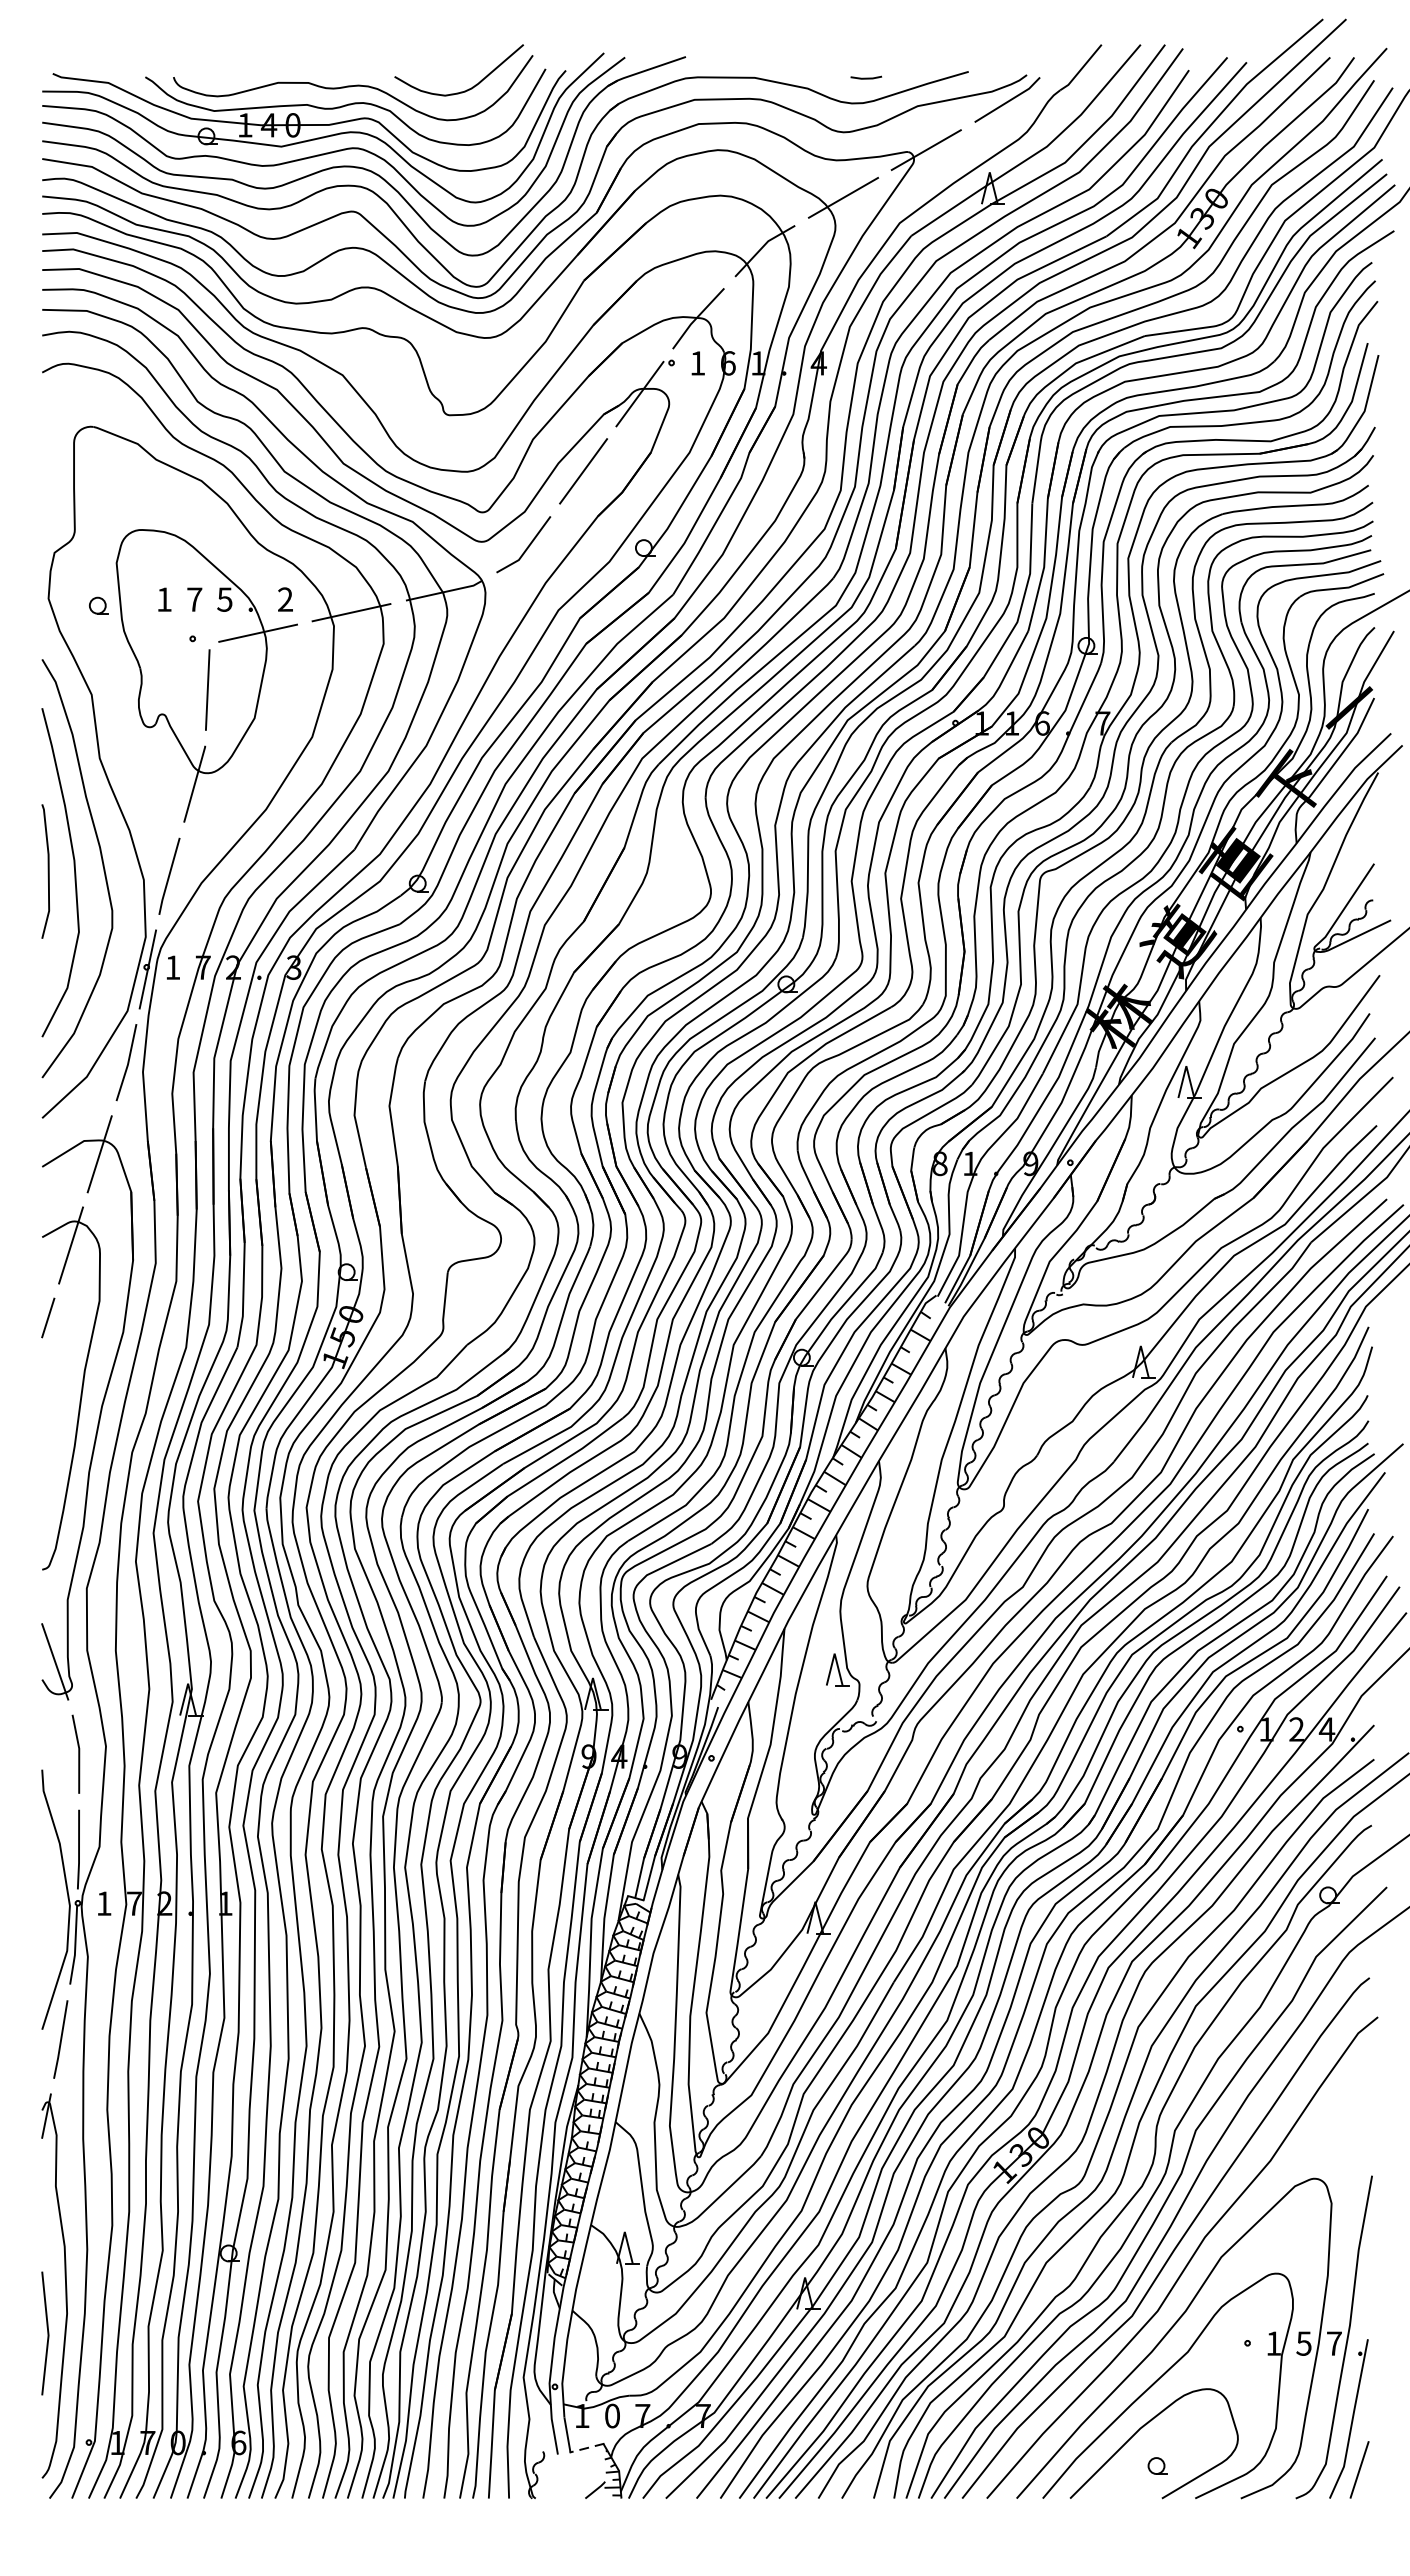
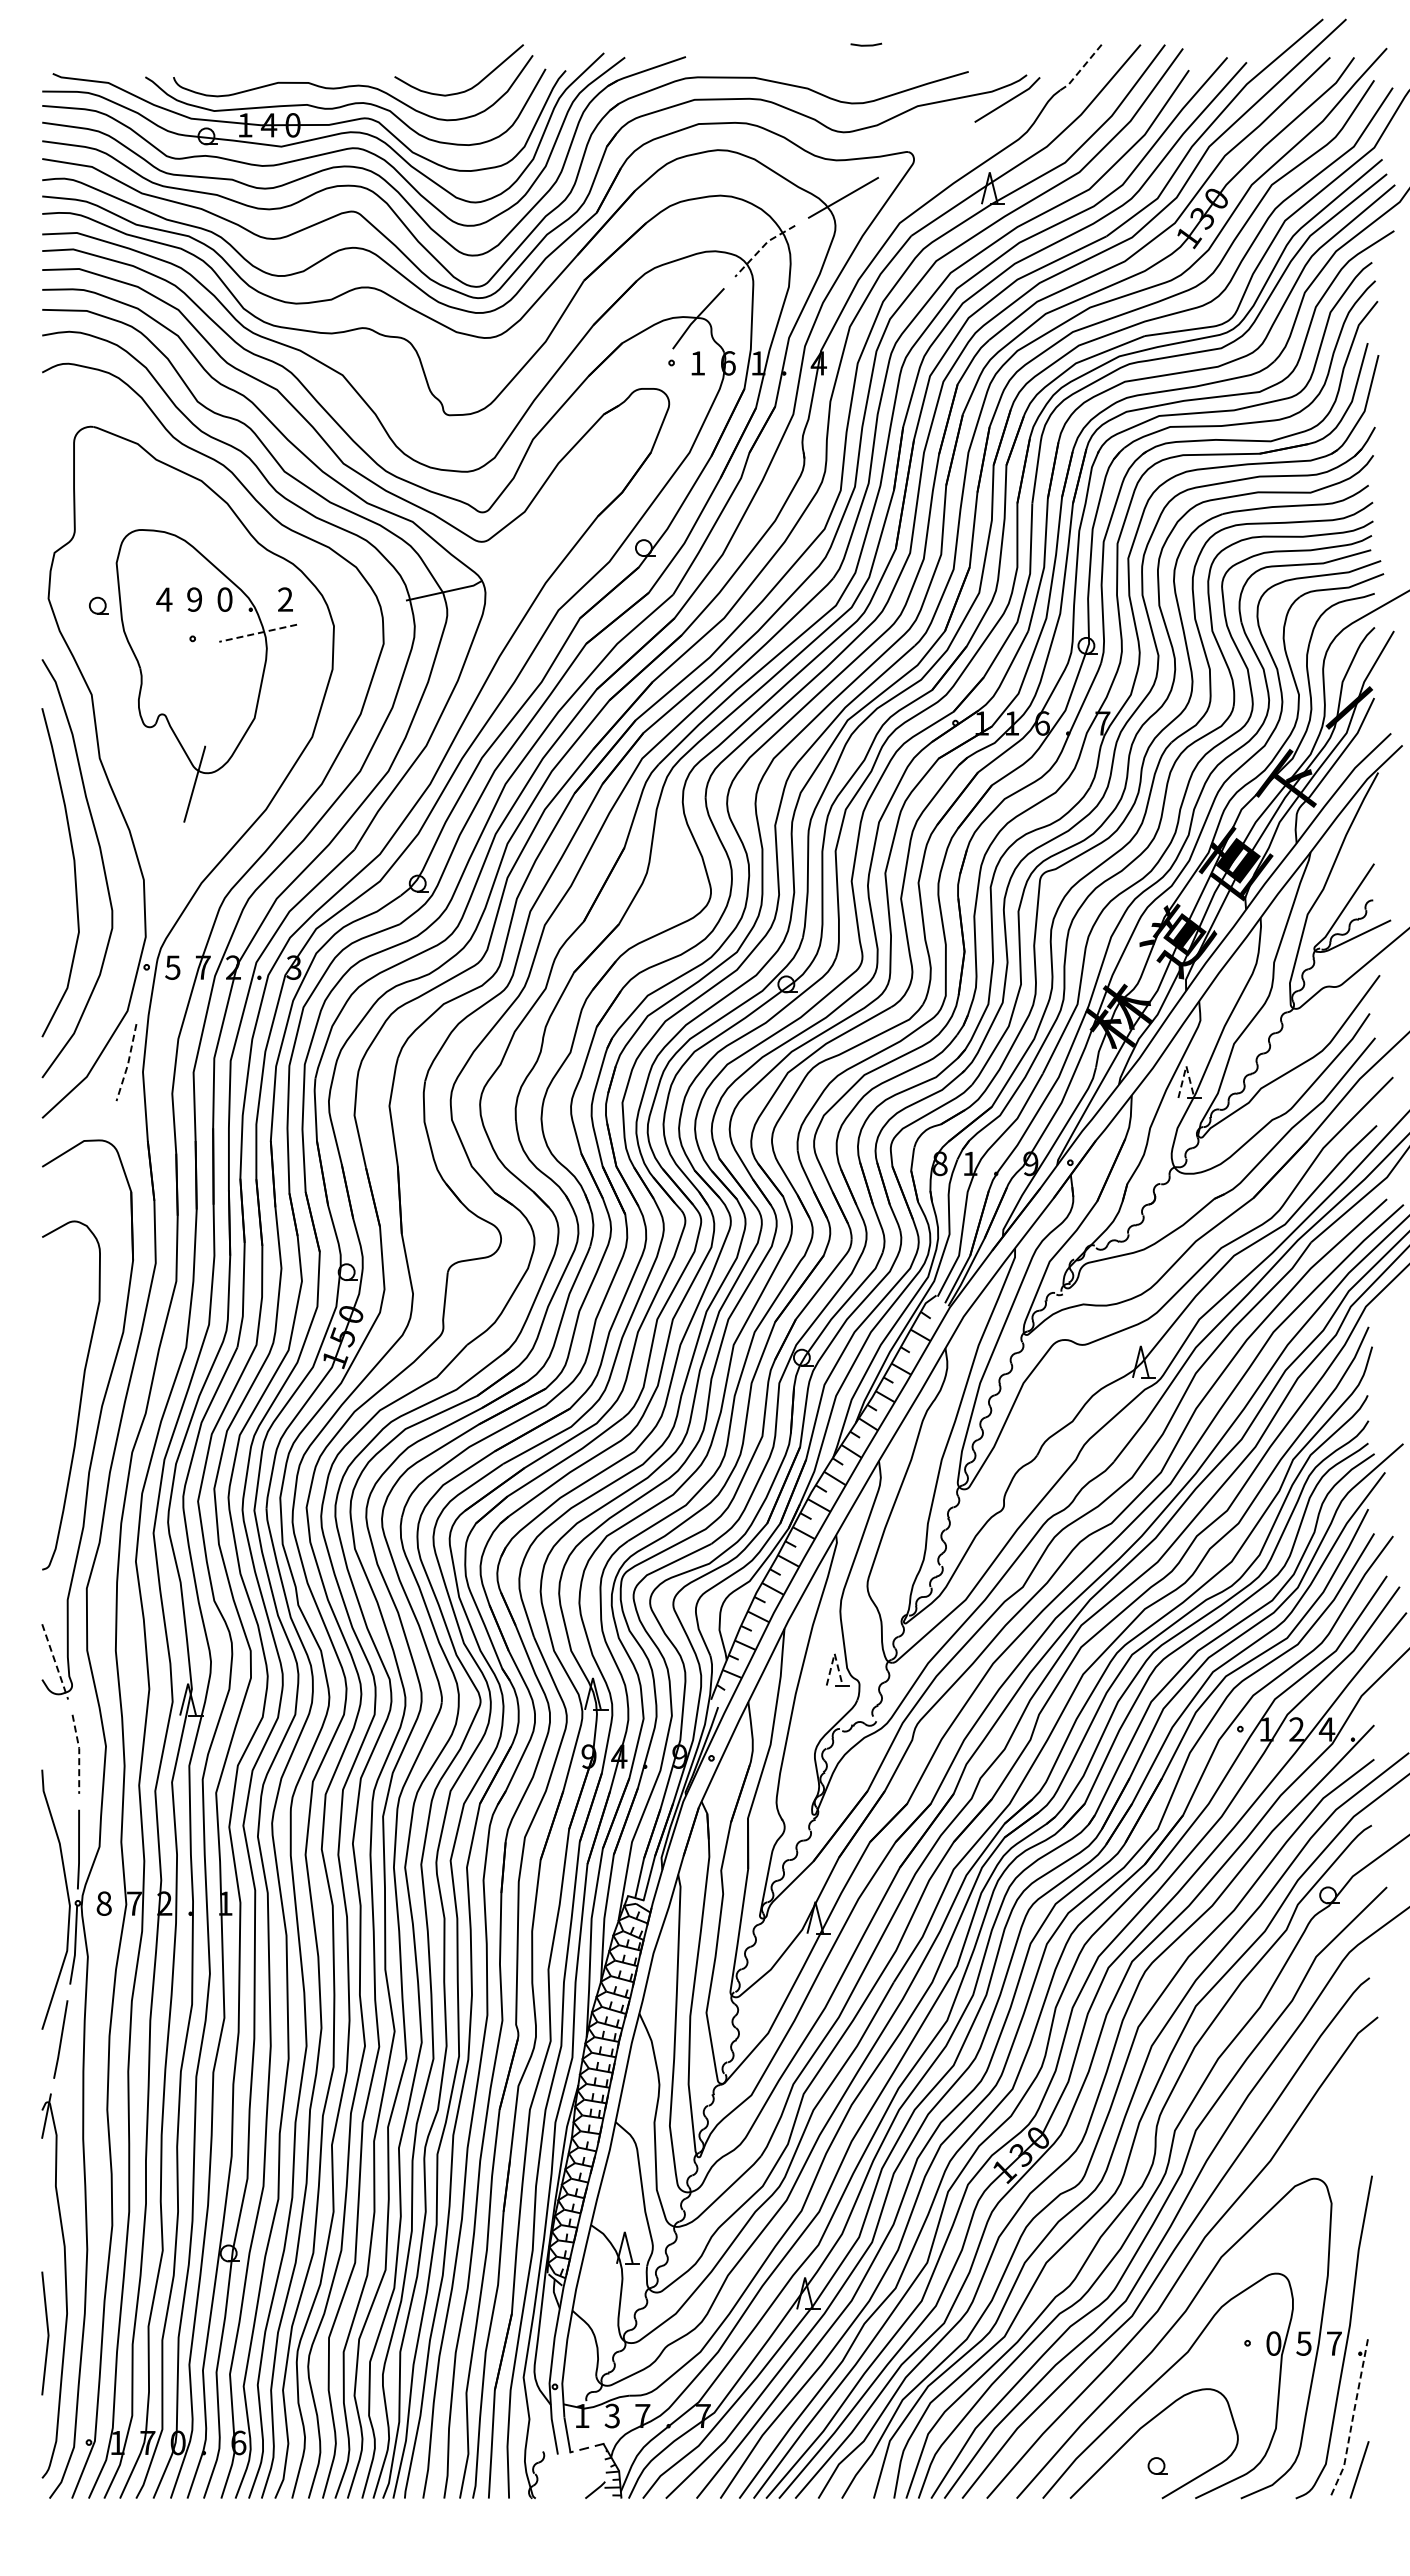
line: solid -> dashed (1081, 68)
line position: (866, 77) -> (866, 44) (866, 44)
line: present -> none (925, 150)
line: solid -> dashed (762, 247)
line: present -> none (639, 393)
line: present -> none (583, 471)
line: present -> none (526, 547)
text: 1 -> 4 (164, 599)
text: 7 -> 9 (194, 599)
text: 5 -> 0 (224, 599)
line: present -> none (351, 612)
line: solid -> dashed (258, 633)
line: present -> none (207, 689)
line: present -> none (47, 871)
line: present -> none (169, 875)
text: 1 -> 5 (172, 967)
line: present -> none (147, 969)
line: solid -> dashed (128, 1063)
line: solid -> dashed (1186, 1066)
line: present -> none (99, 1154)
line: present -> none (71, 1245)
line: present -> none (48, 1317)
line: solid -> dashed (834, 1653)
line: solid -> dashed (55, 1661)
line: solid -> dashed (79, 1753)
text: 1 -> 8 (103, 1903)
text: 1 -> 0 (1273, 2343)
text: 0 -> 3 (611, 2415)
line: solid -> dashed (1352, 2419)
